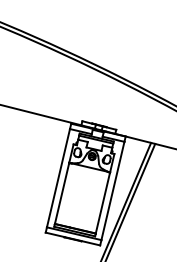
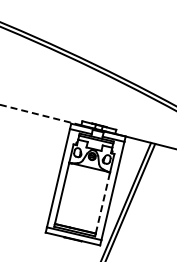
line: solid -> dashed (40, 115)
line: solid -> dashed (103, 202)
